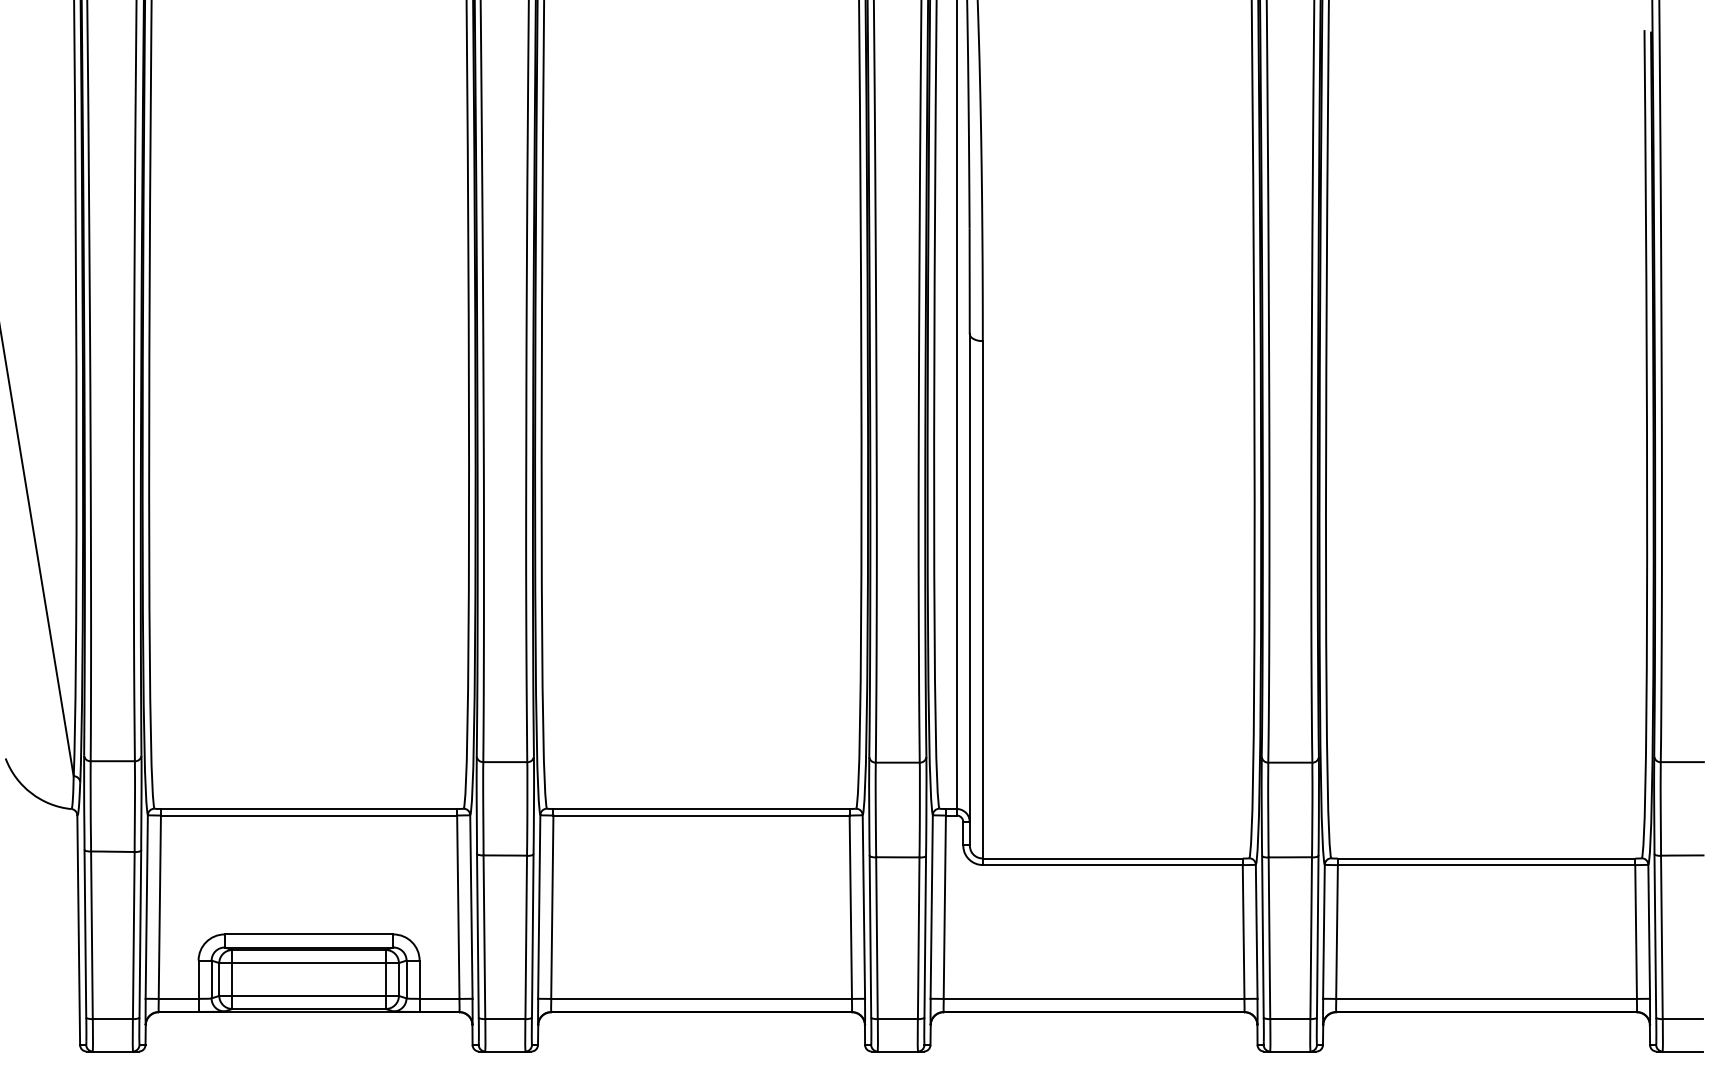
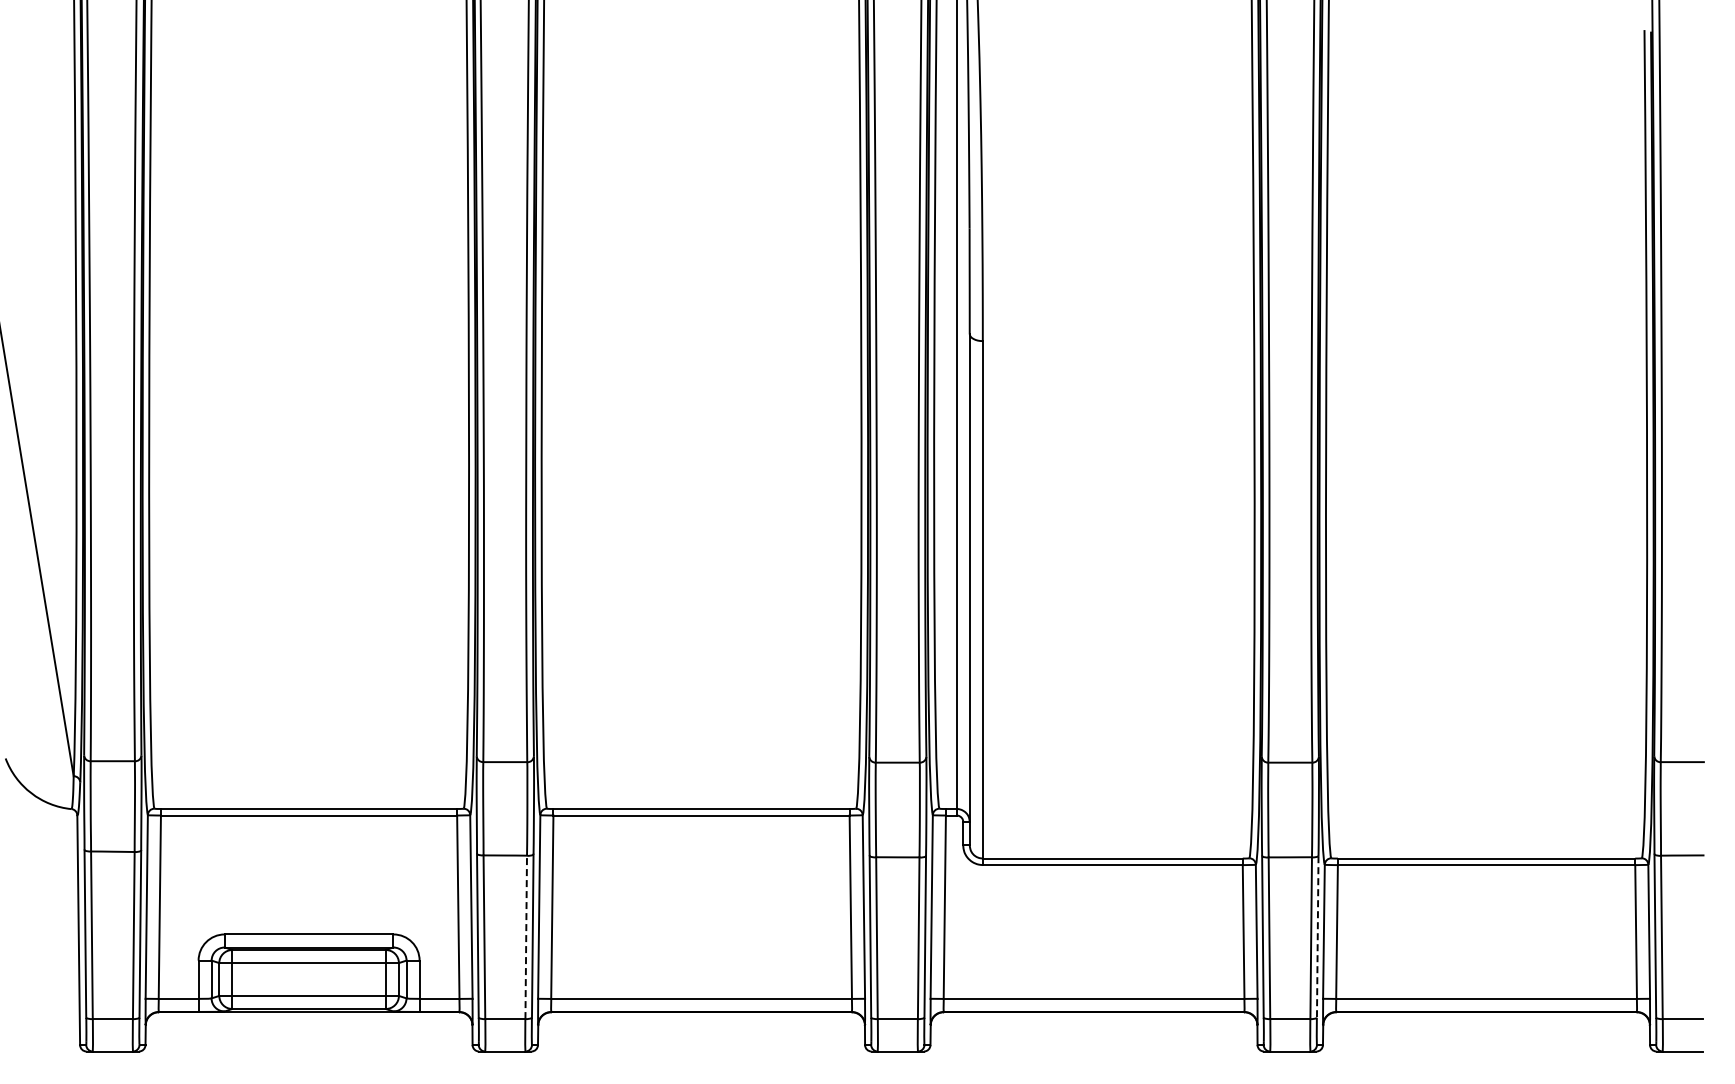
line: solid -> dashed (526, 937)
line: solid -> dashed (1317, 937)
